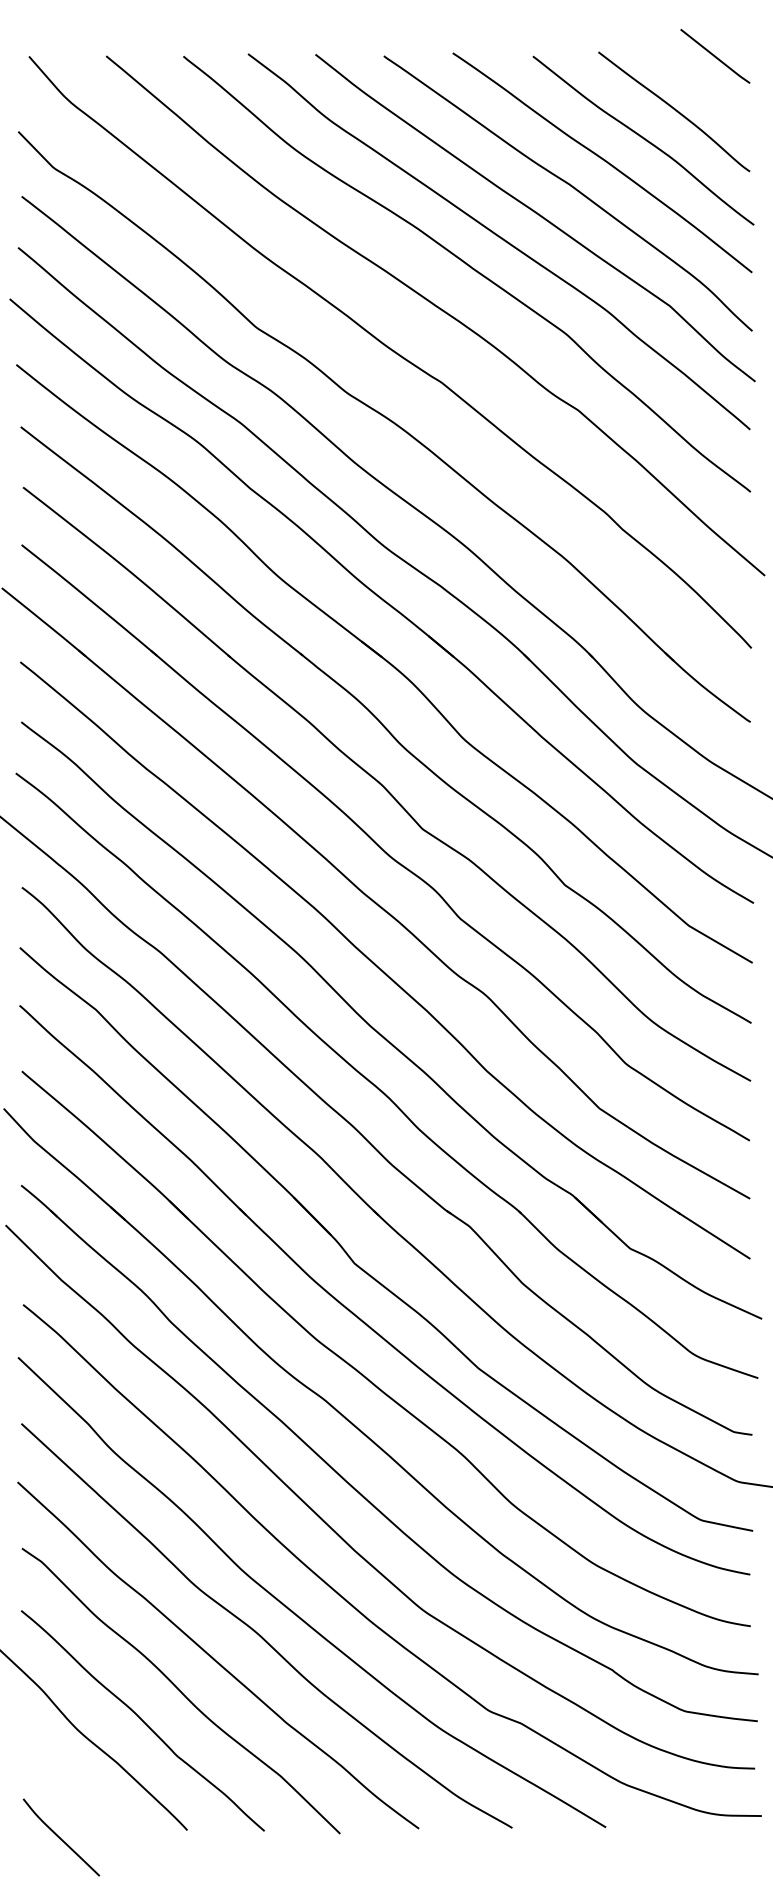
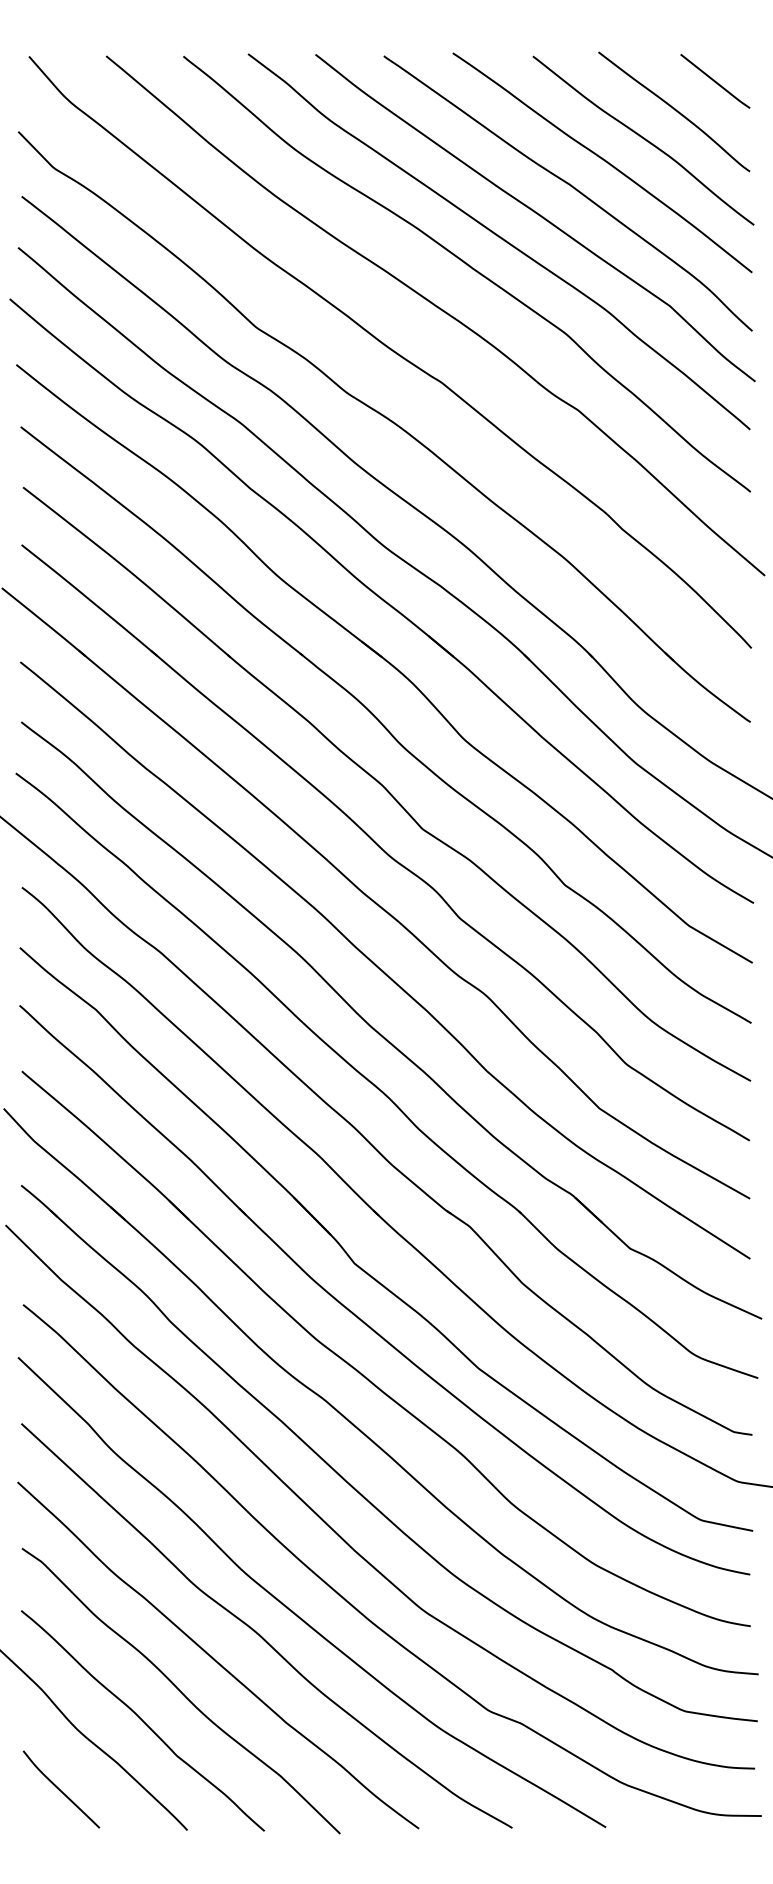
line position: (715, 56) -> (715, 81) (715, 81)
curve position: (60, 1837) -> (60, 1789) (60, 1789)
